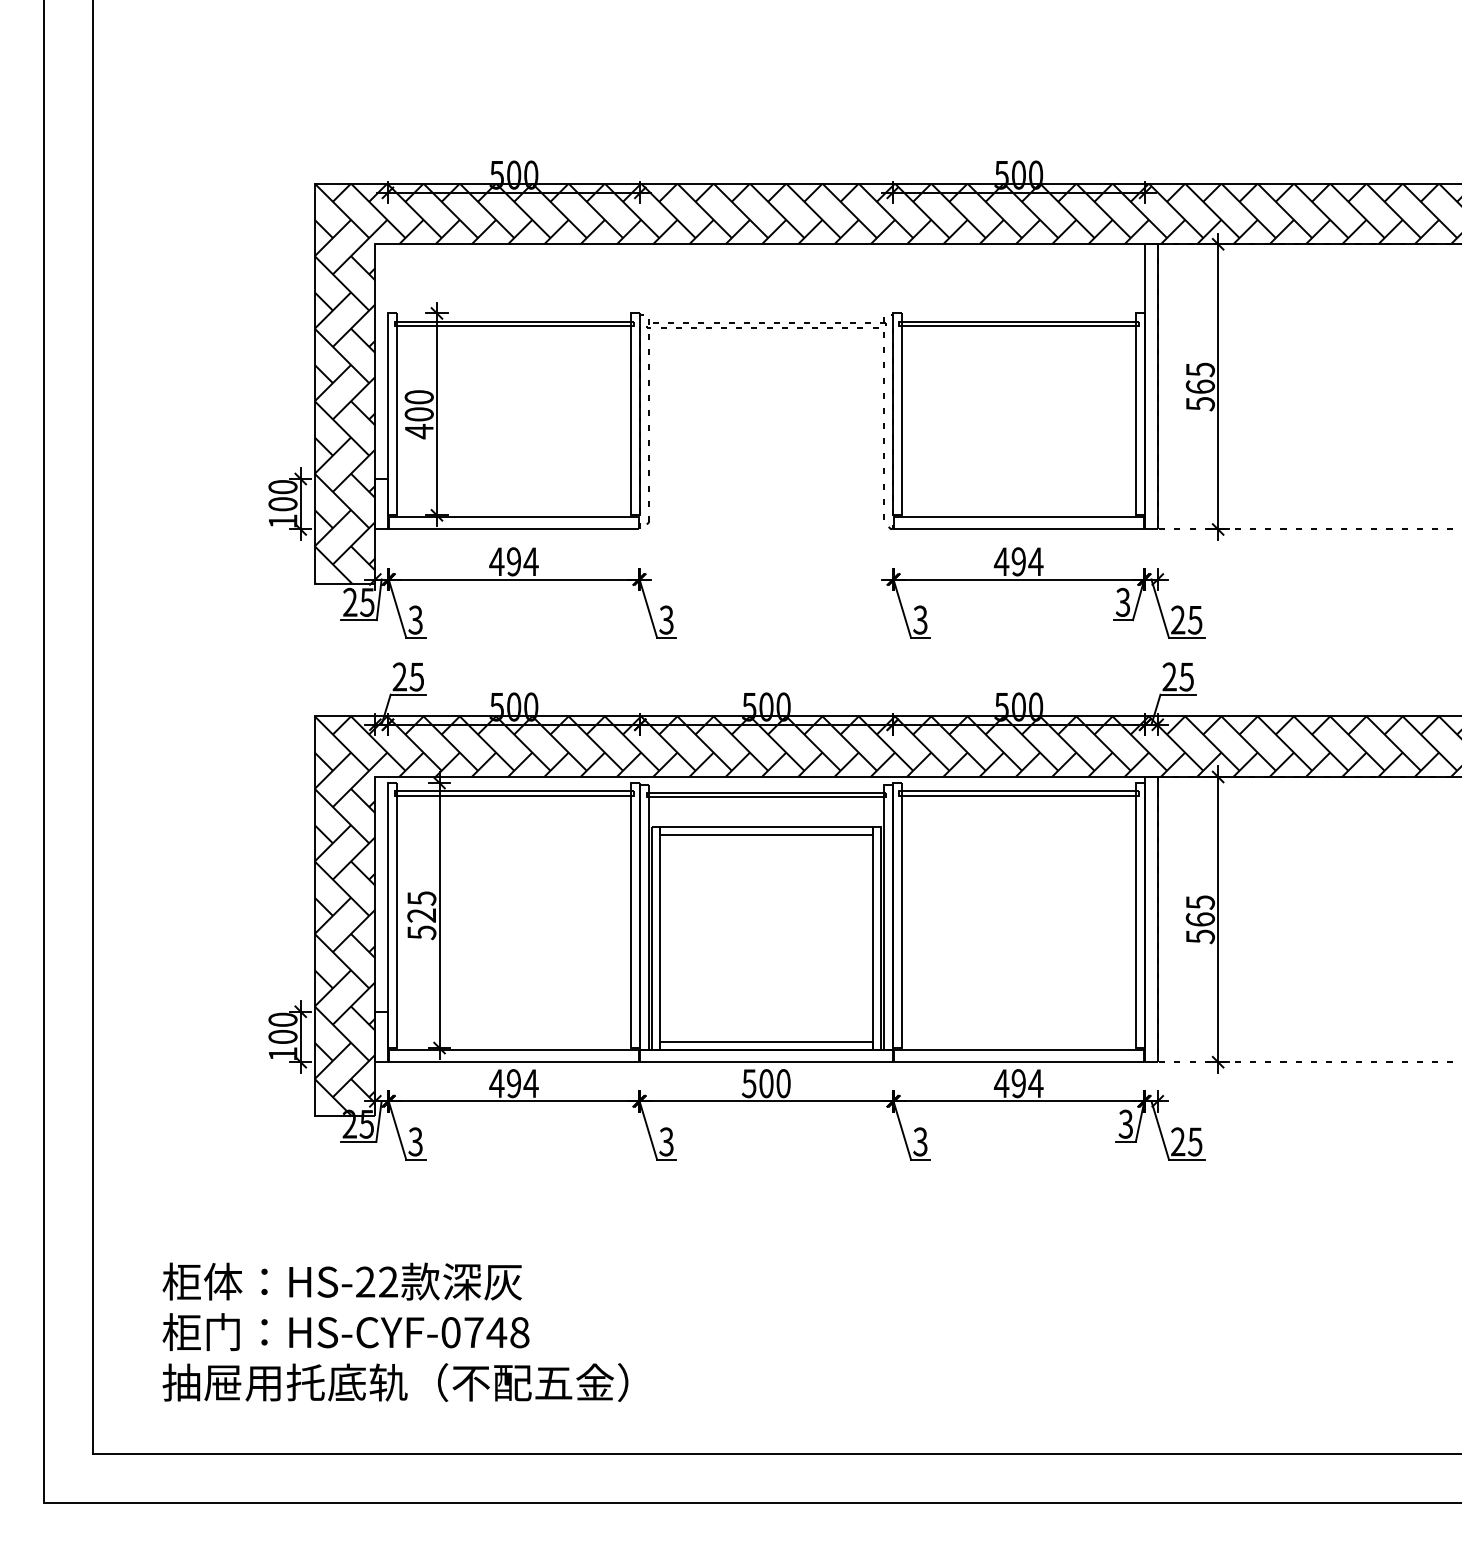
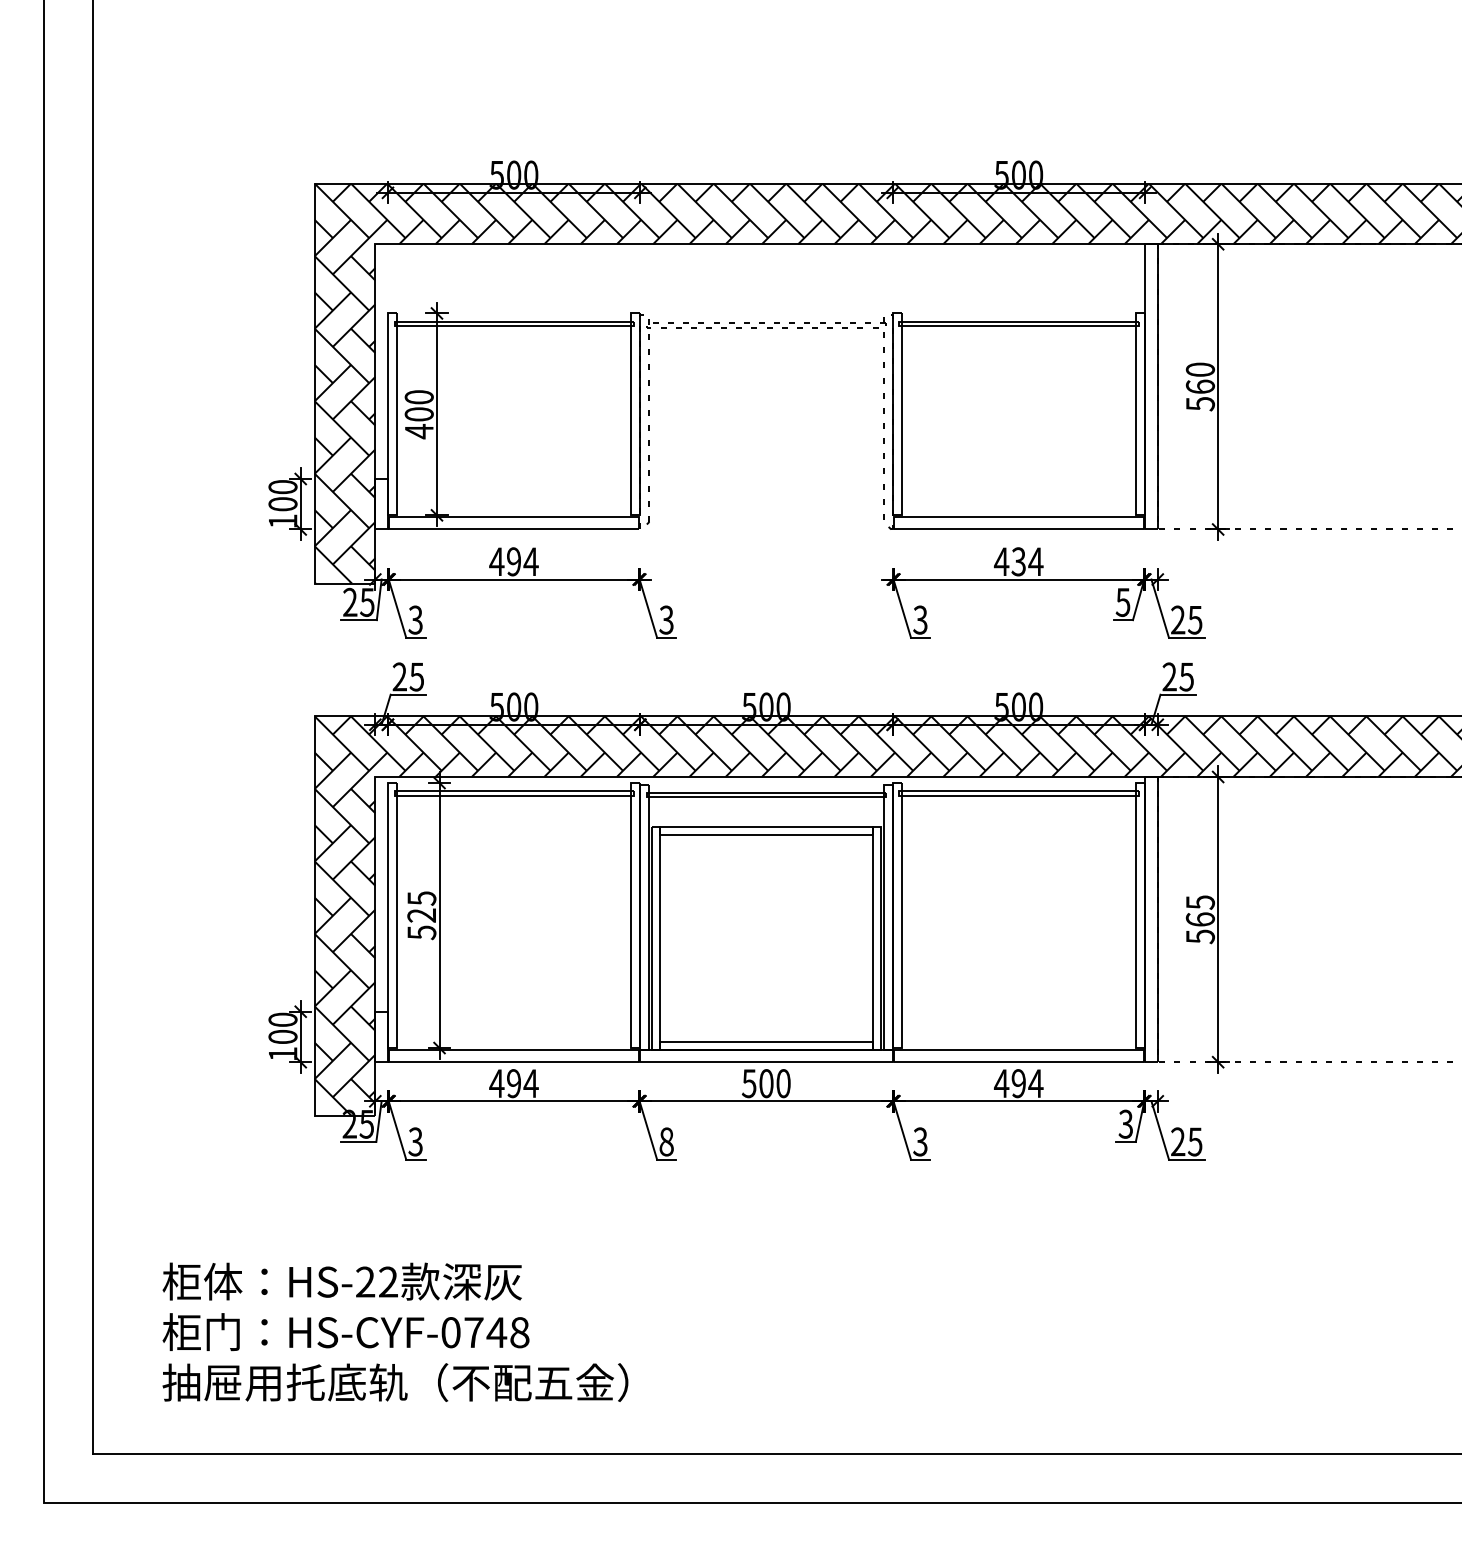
text: 565 -> 560 (1199, 369)
text: 494 -> 434 (1018, 561)
text: 3 -> 5 (1123, 601)
text: 3 -> 8 (666, 1141)
